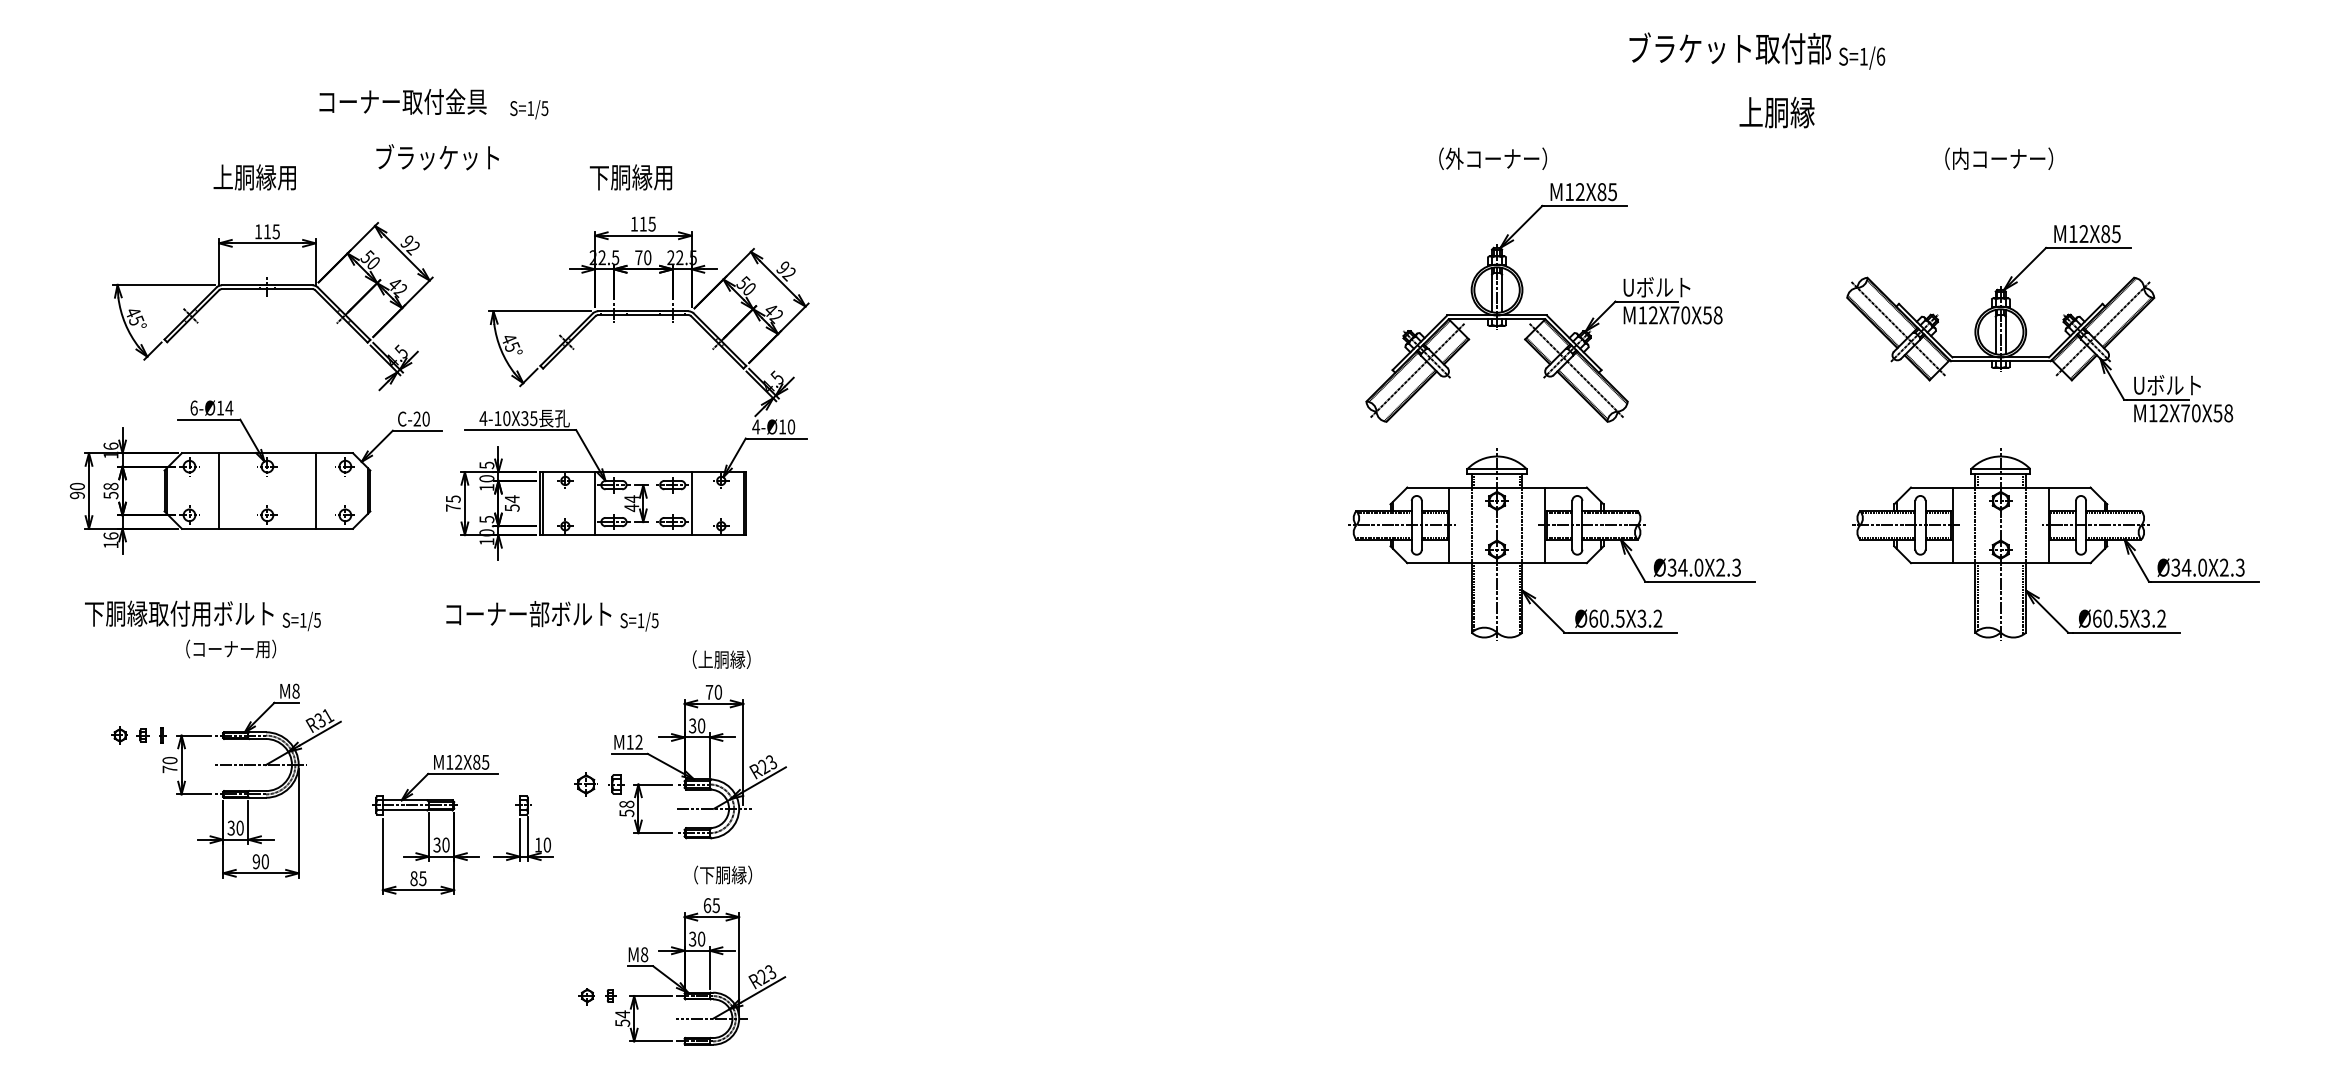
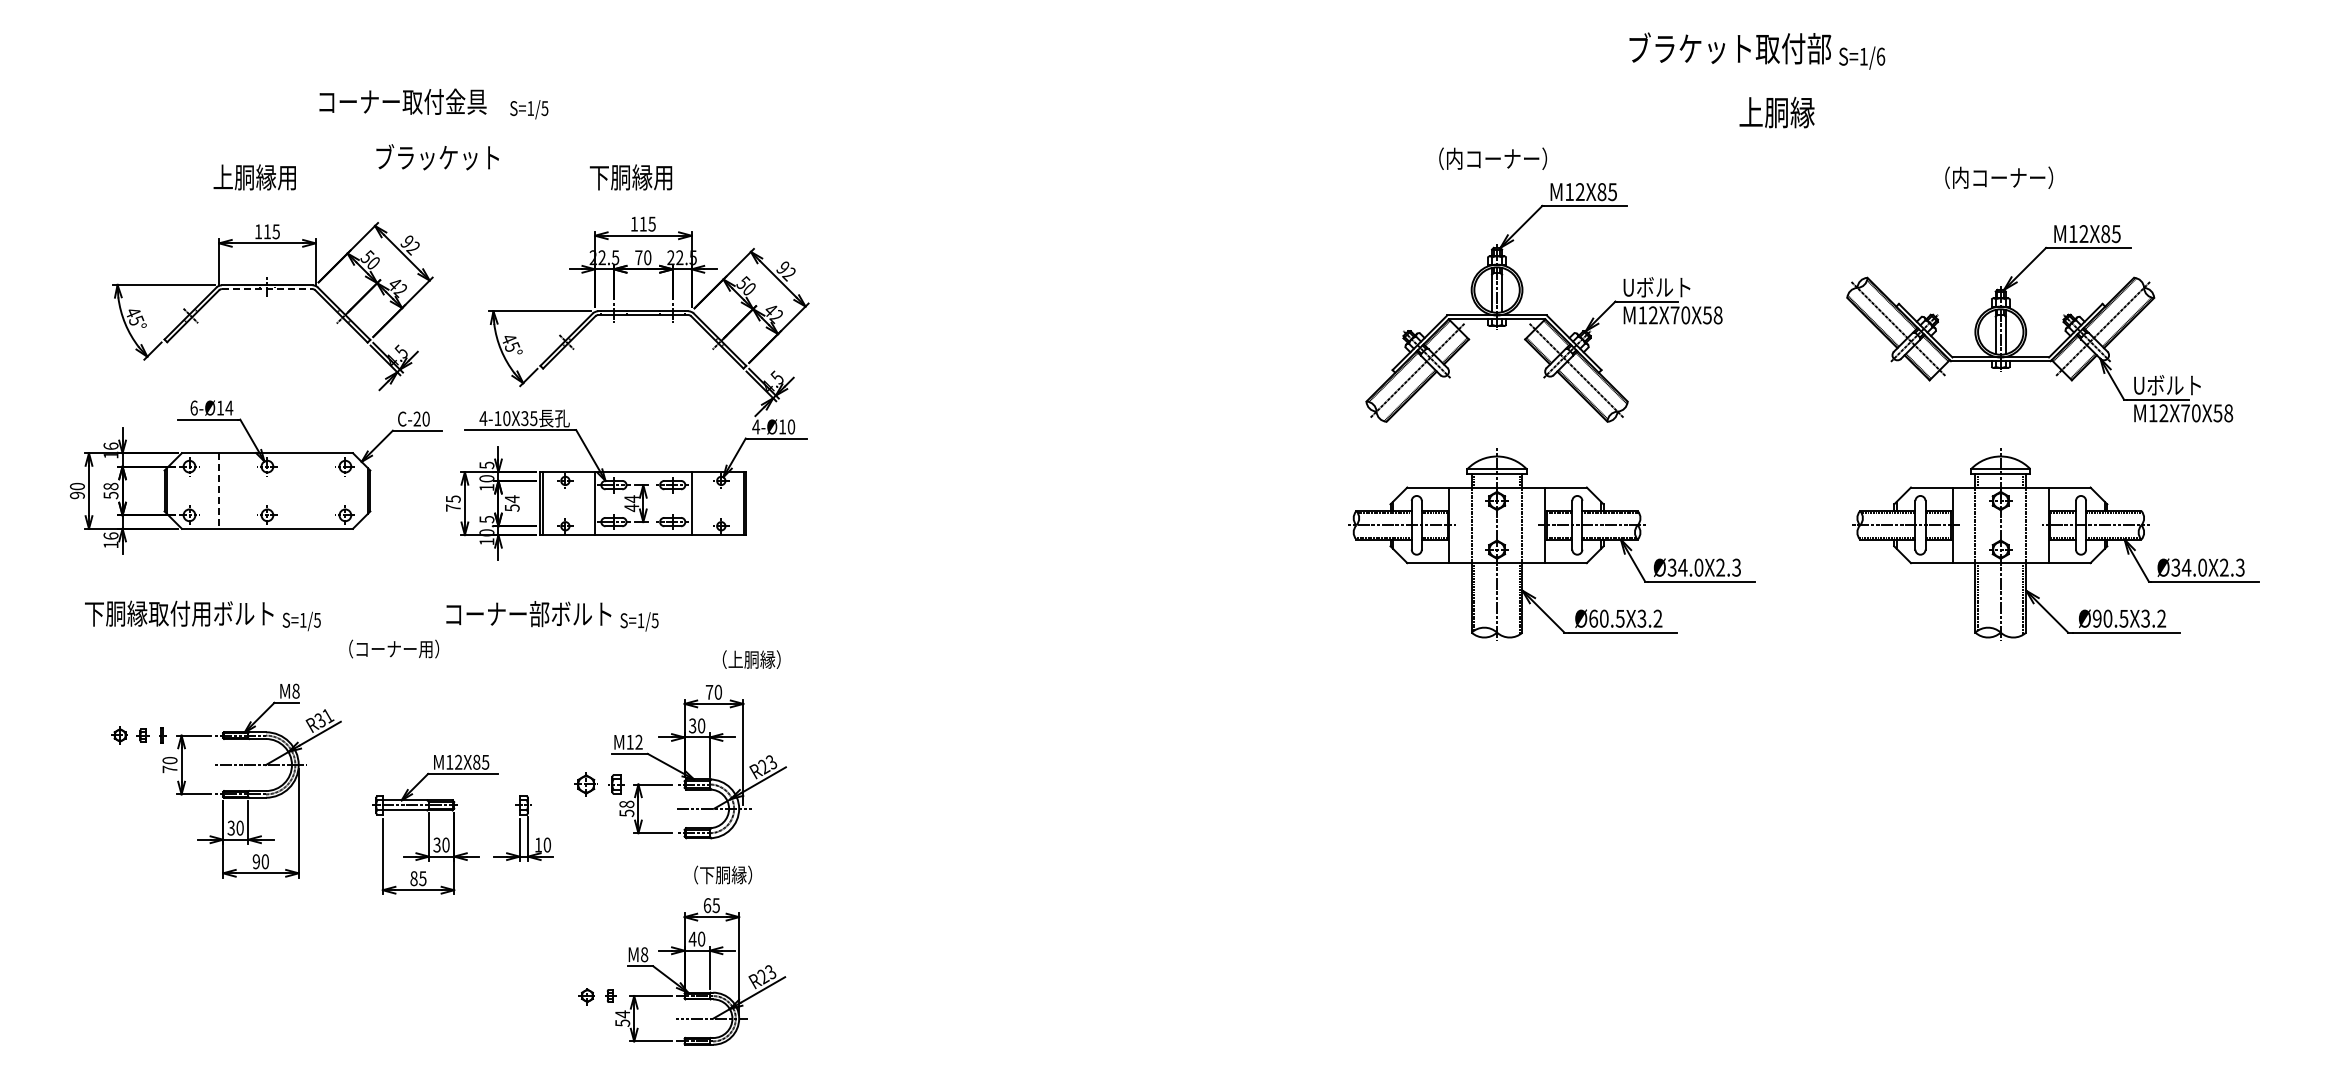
text: （外コーナー） -> （内コーナー） (1454, 158)
text position: (1999, 158) -> (1999, 177) (1999, 177)
line: solid -> dashed (267, 289)
line: present -> none (315, 490)
line: solid -> dashed (219, 491)
text: Ø60.5X3.2 -> Ø90.5X3.2 (2096, 618)
text position: (231, 648) -> (394, 648) (394, 648)
text position: (721, 659) -> (751, 659) (751, 659)
text: 30 -> 40 (692, 938)
